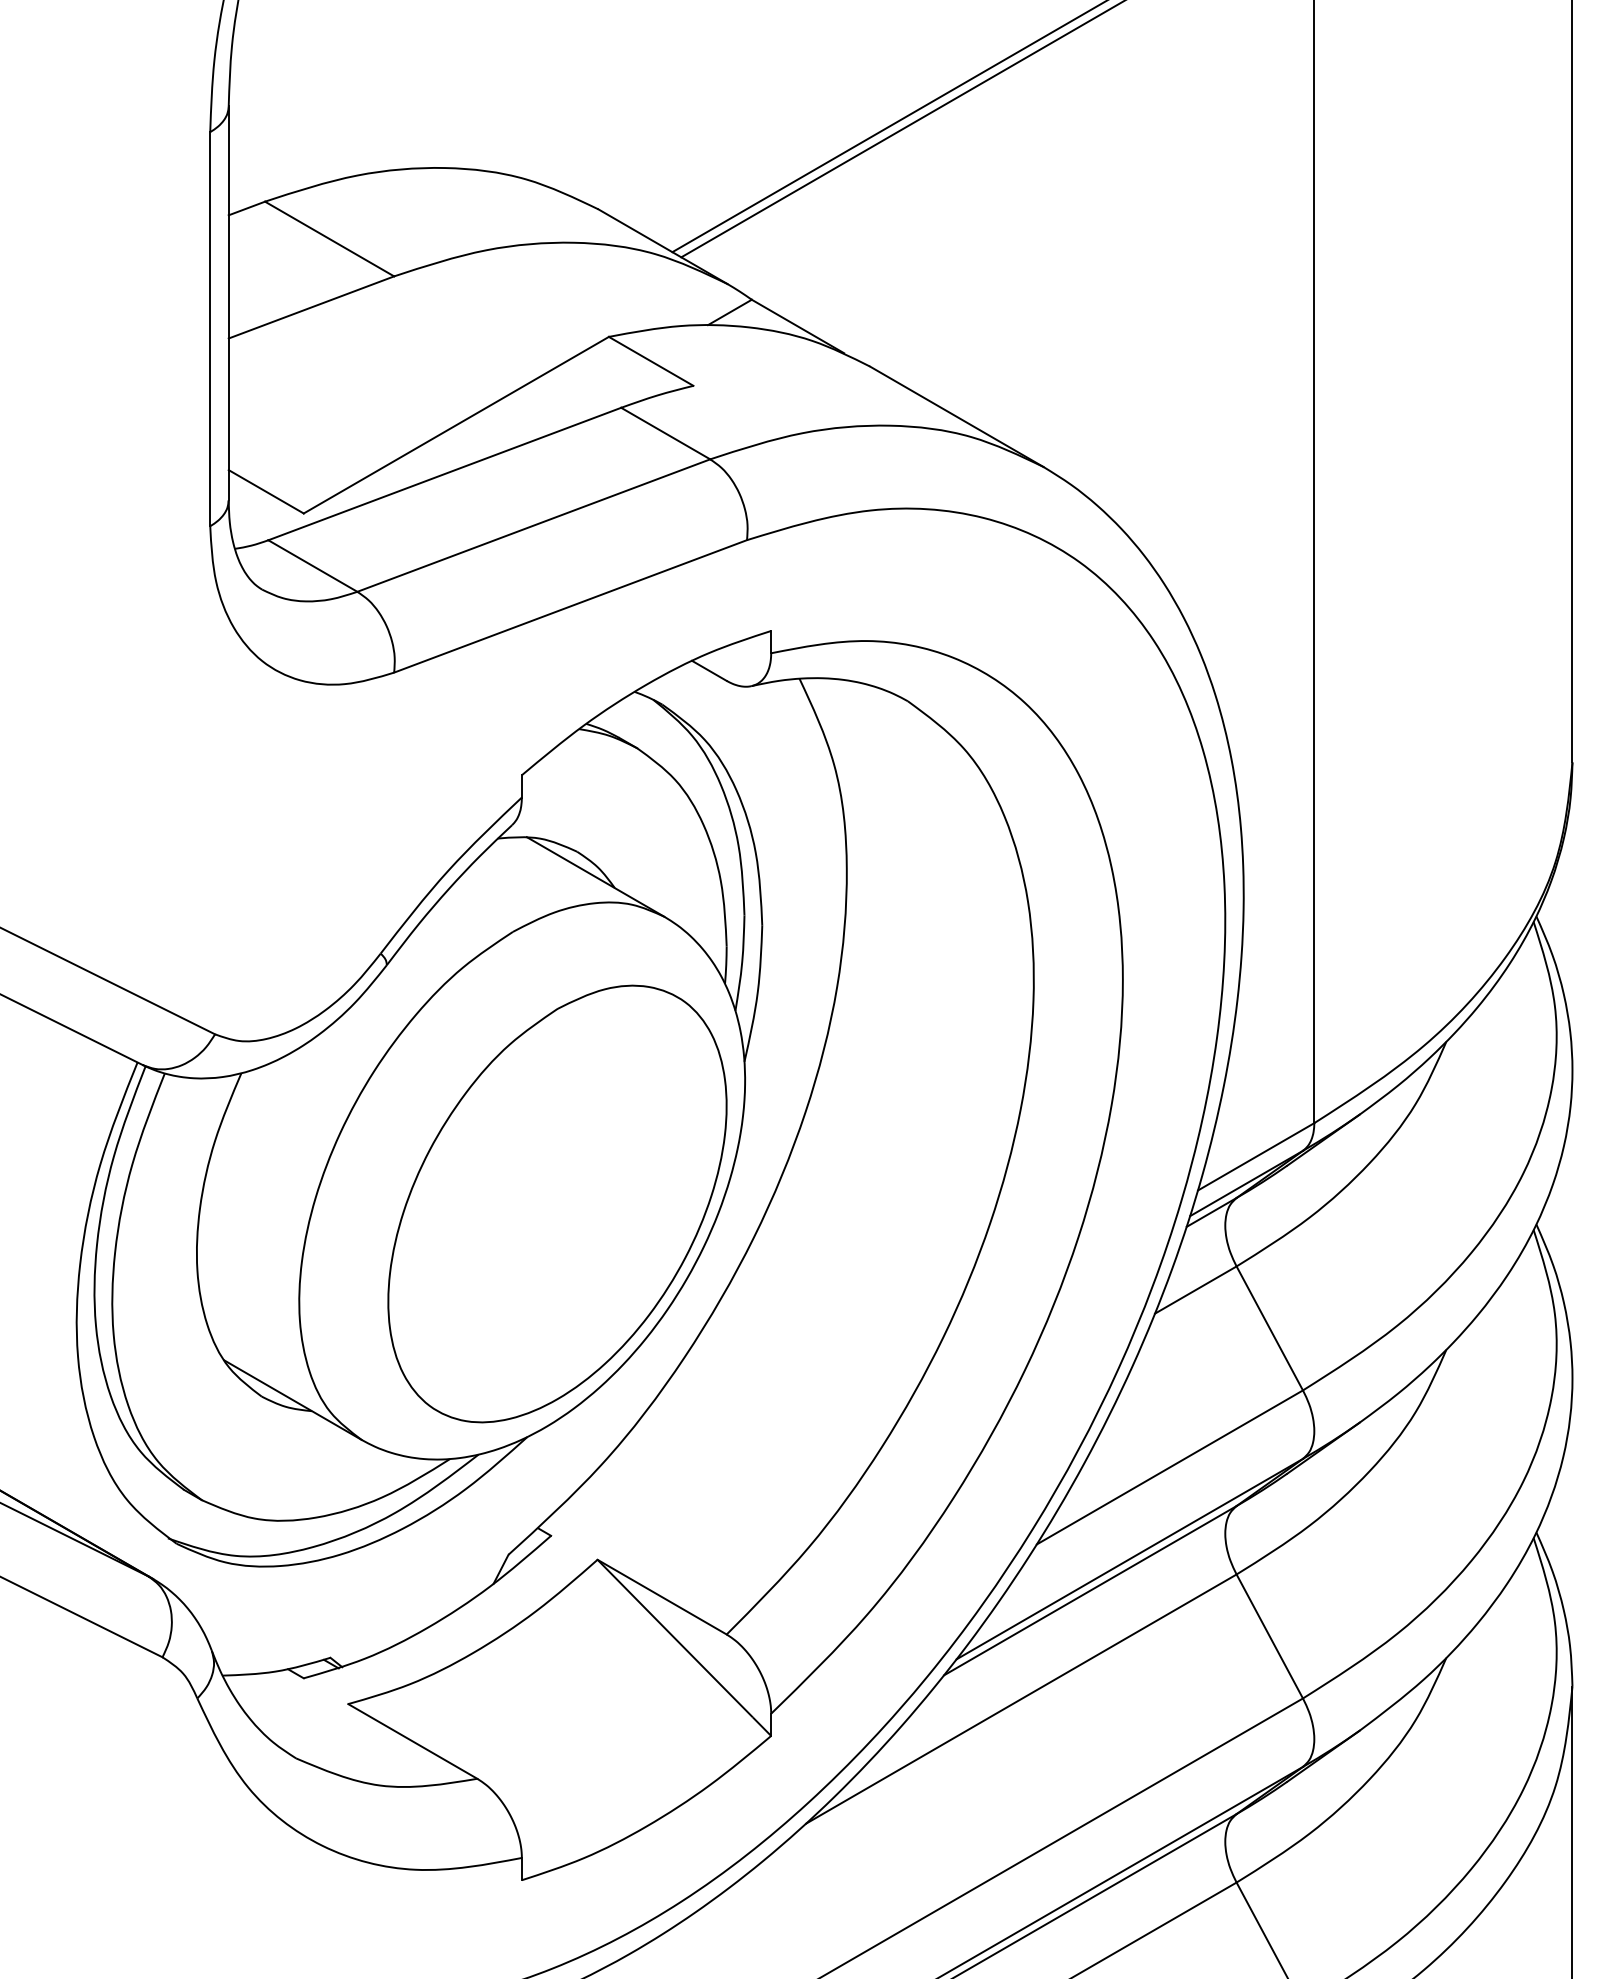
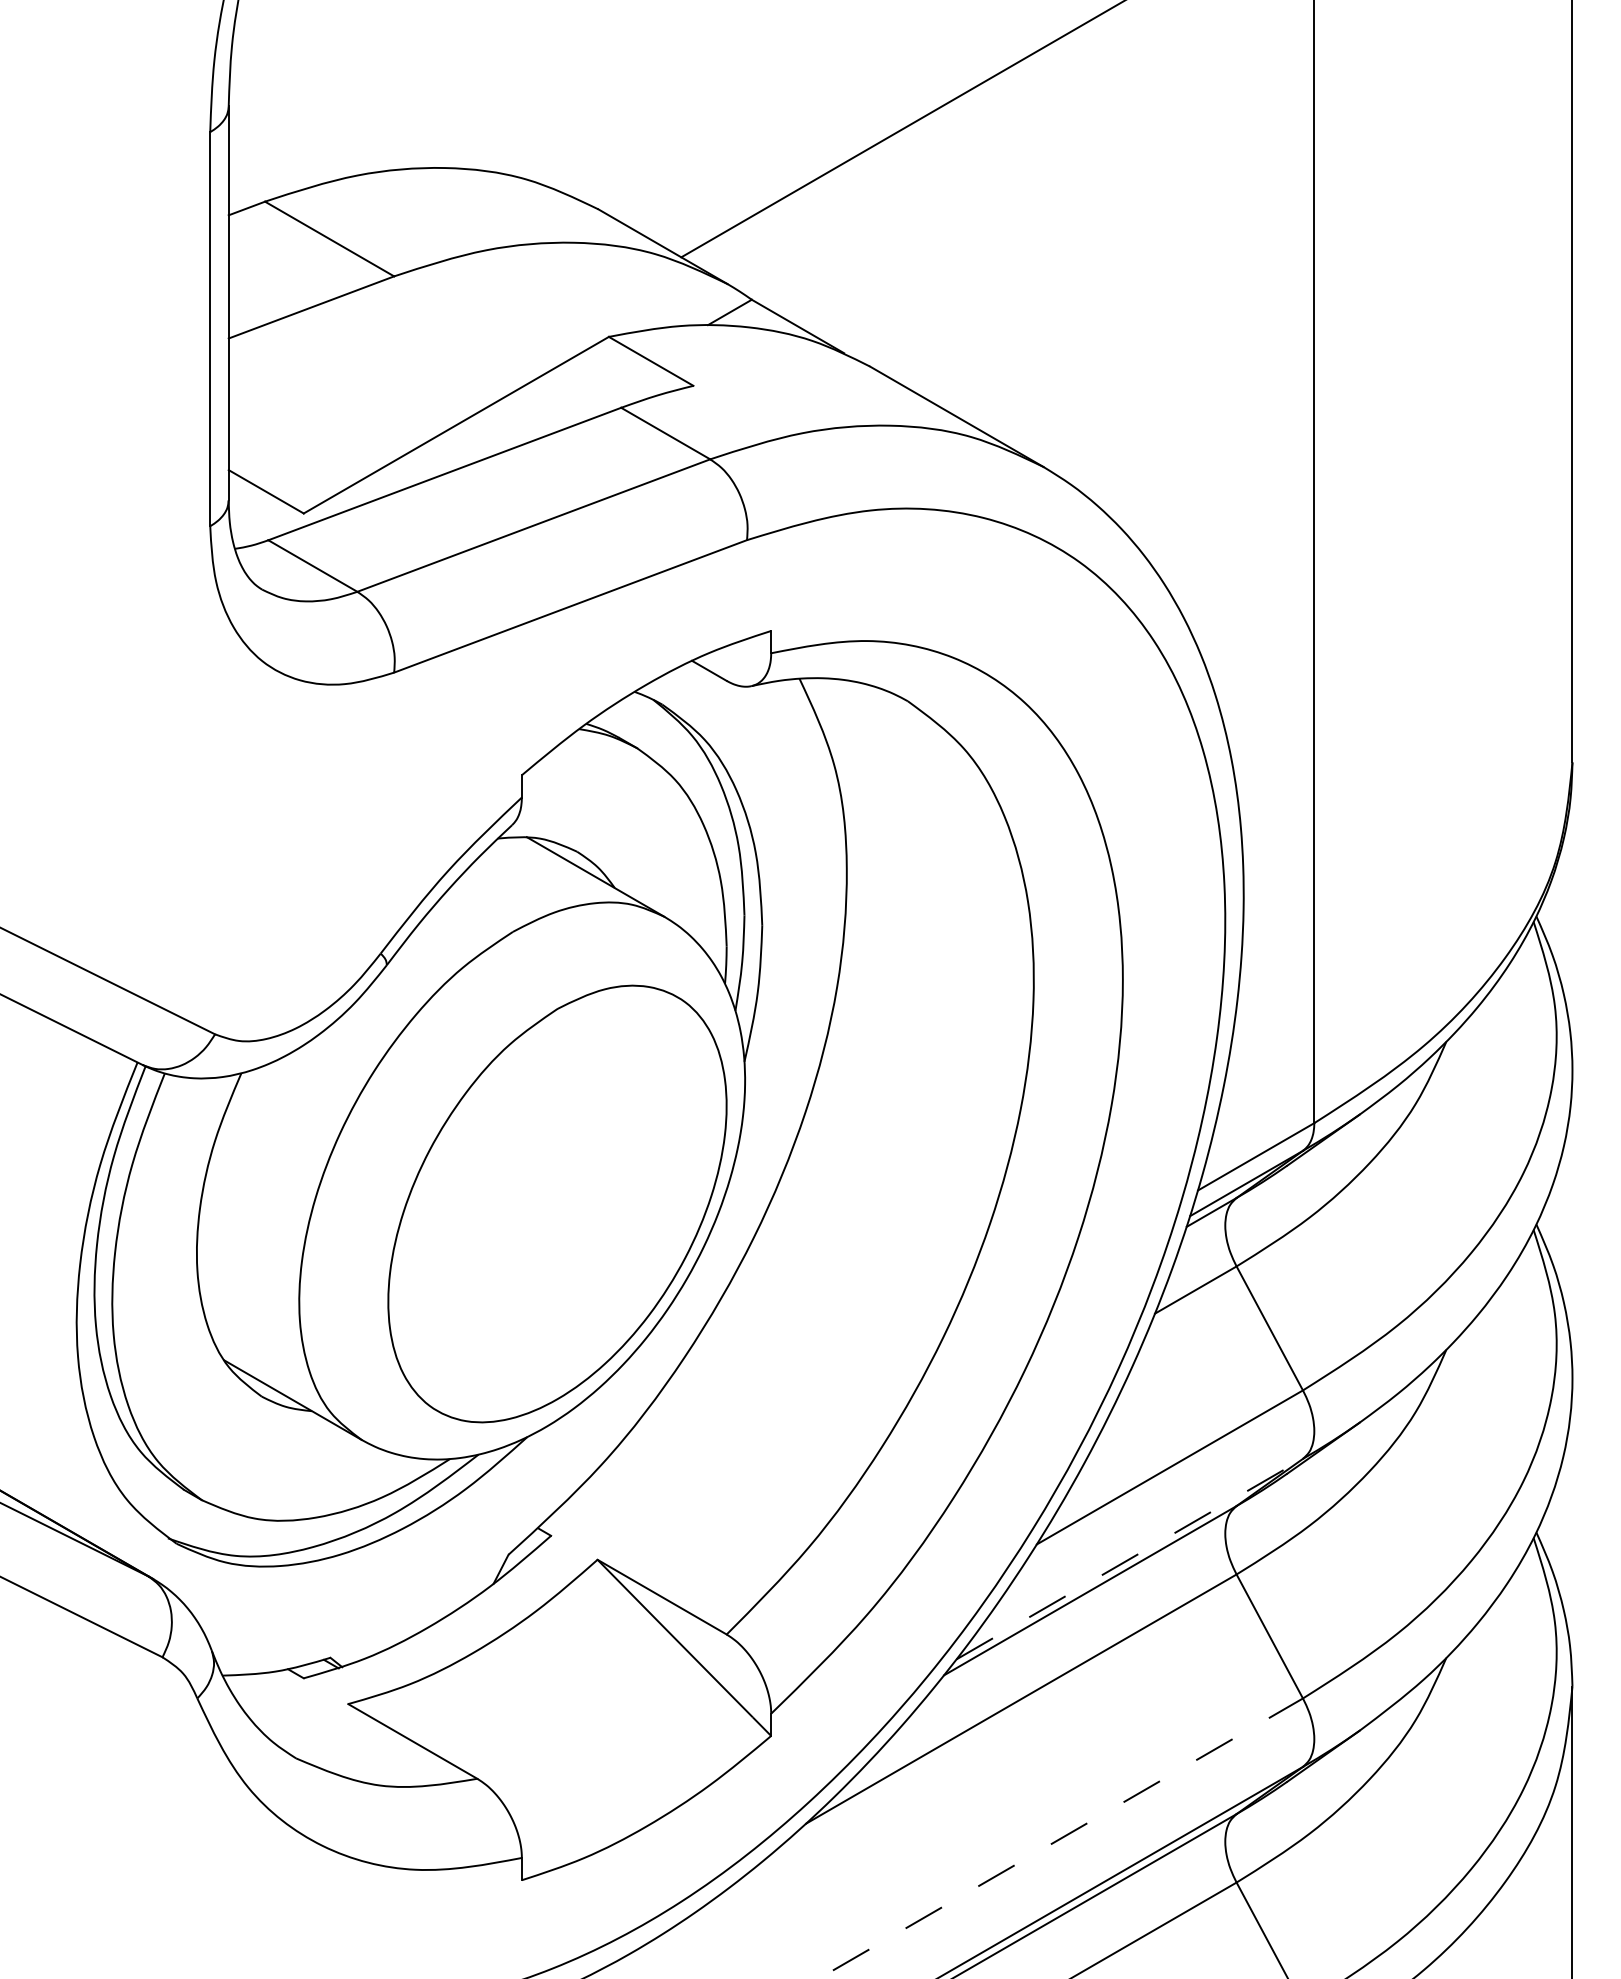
line: present -> none (888, 127)
line: solid -> dashed (1130, 1558)
line: solid -> dashed (1060, 1838)
